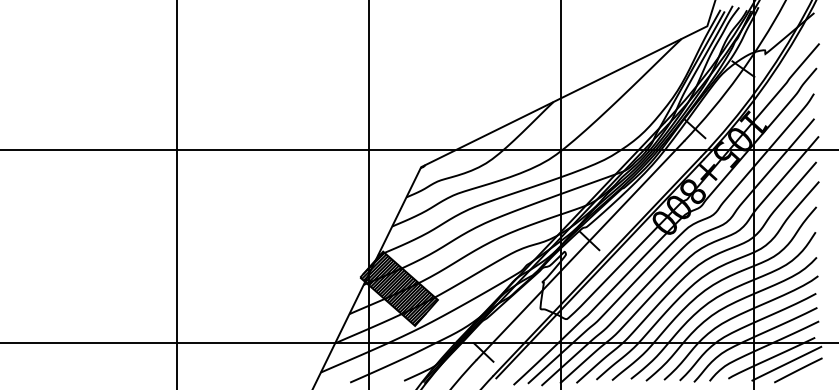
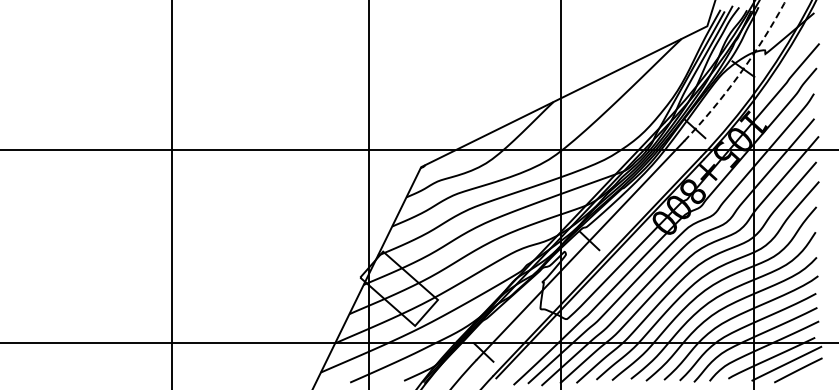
arc: solid -> dashed (739, 73)
line position: (176, 194) -> (171, 194) (171, 194)
hatch: present -> none (399, 288)
